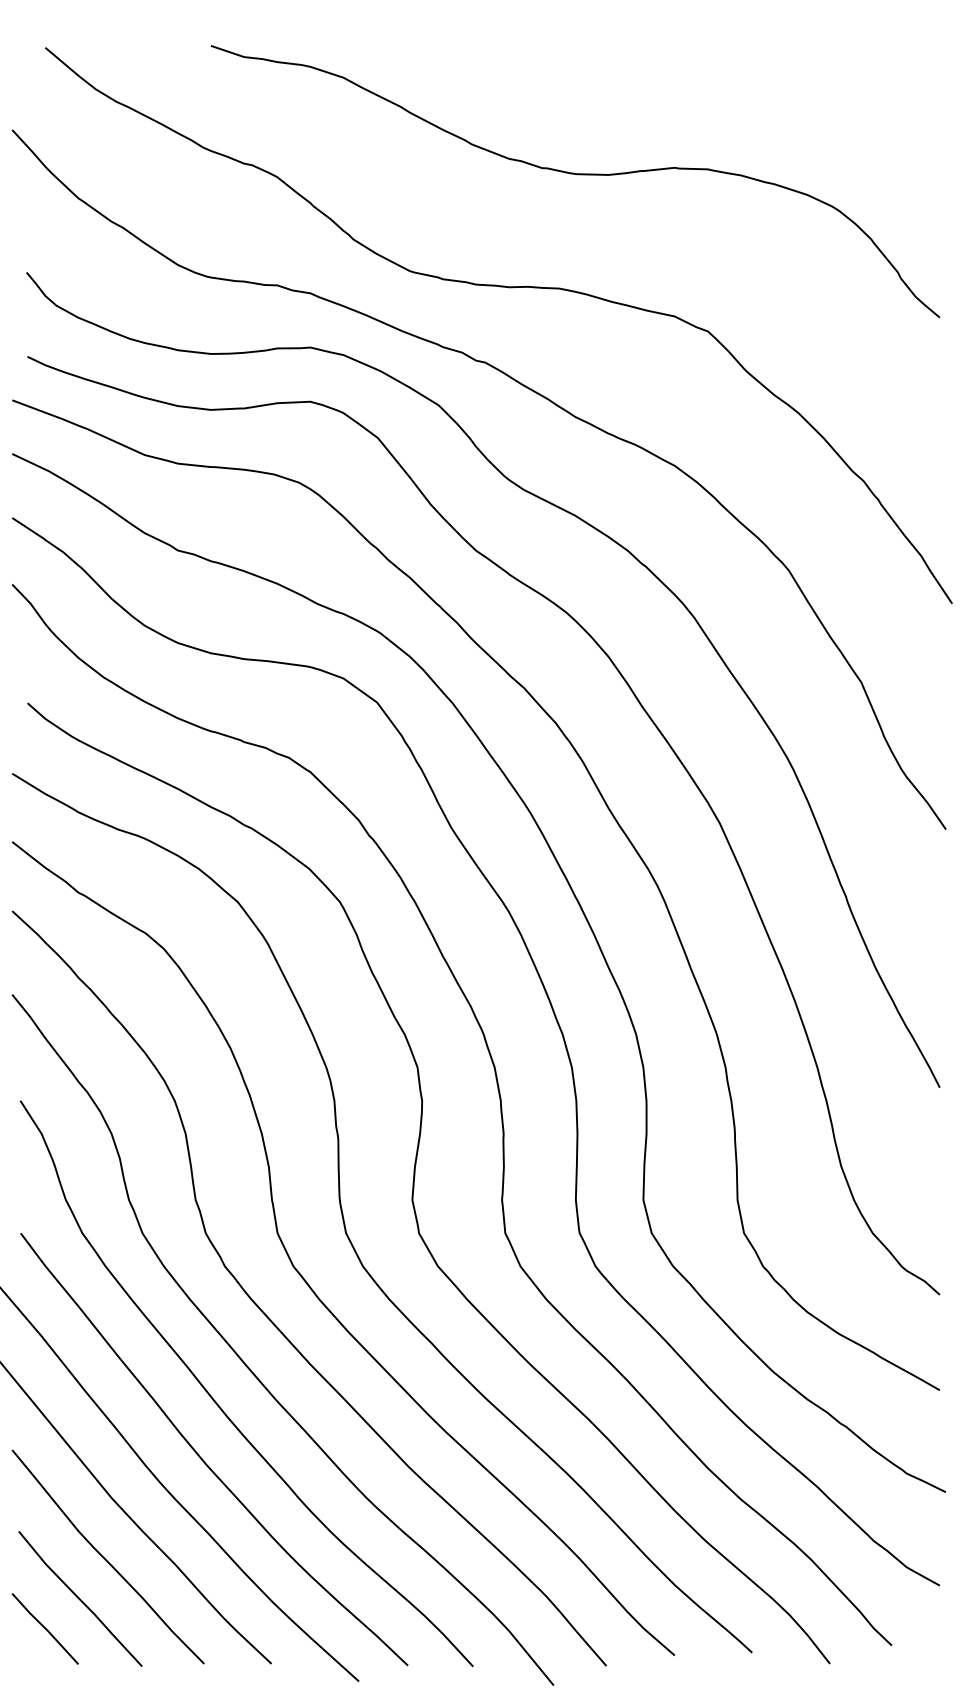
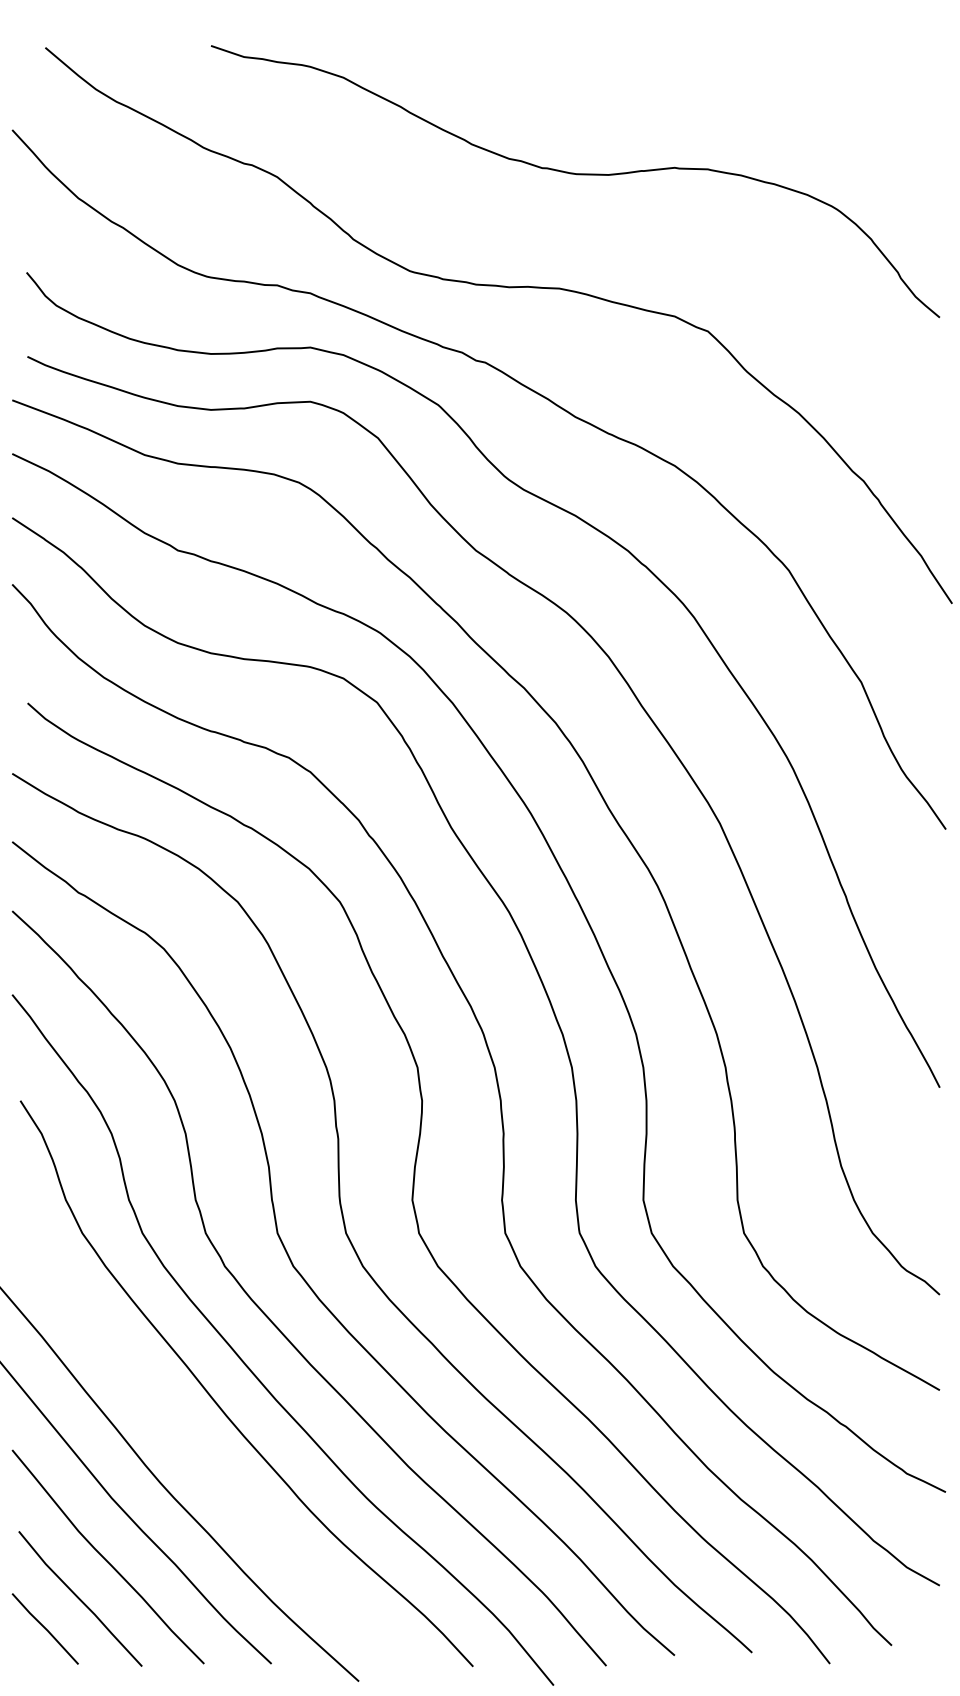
curve: present -> none (203, 1459)
